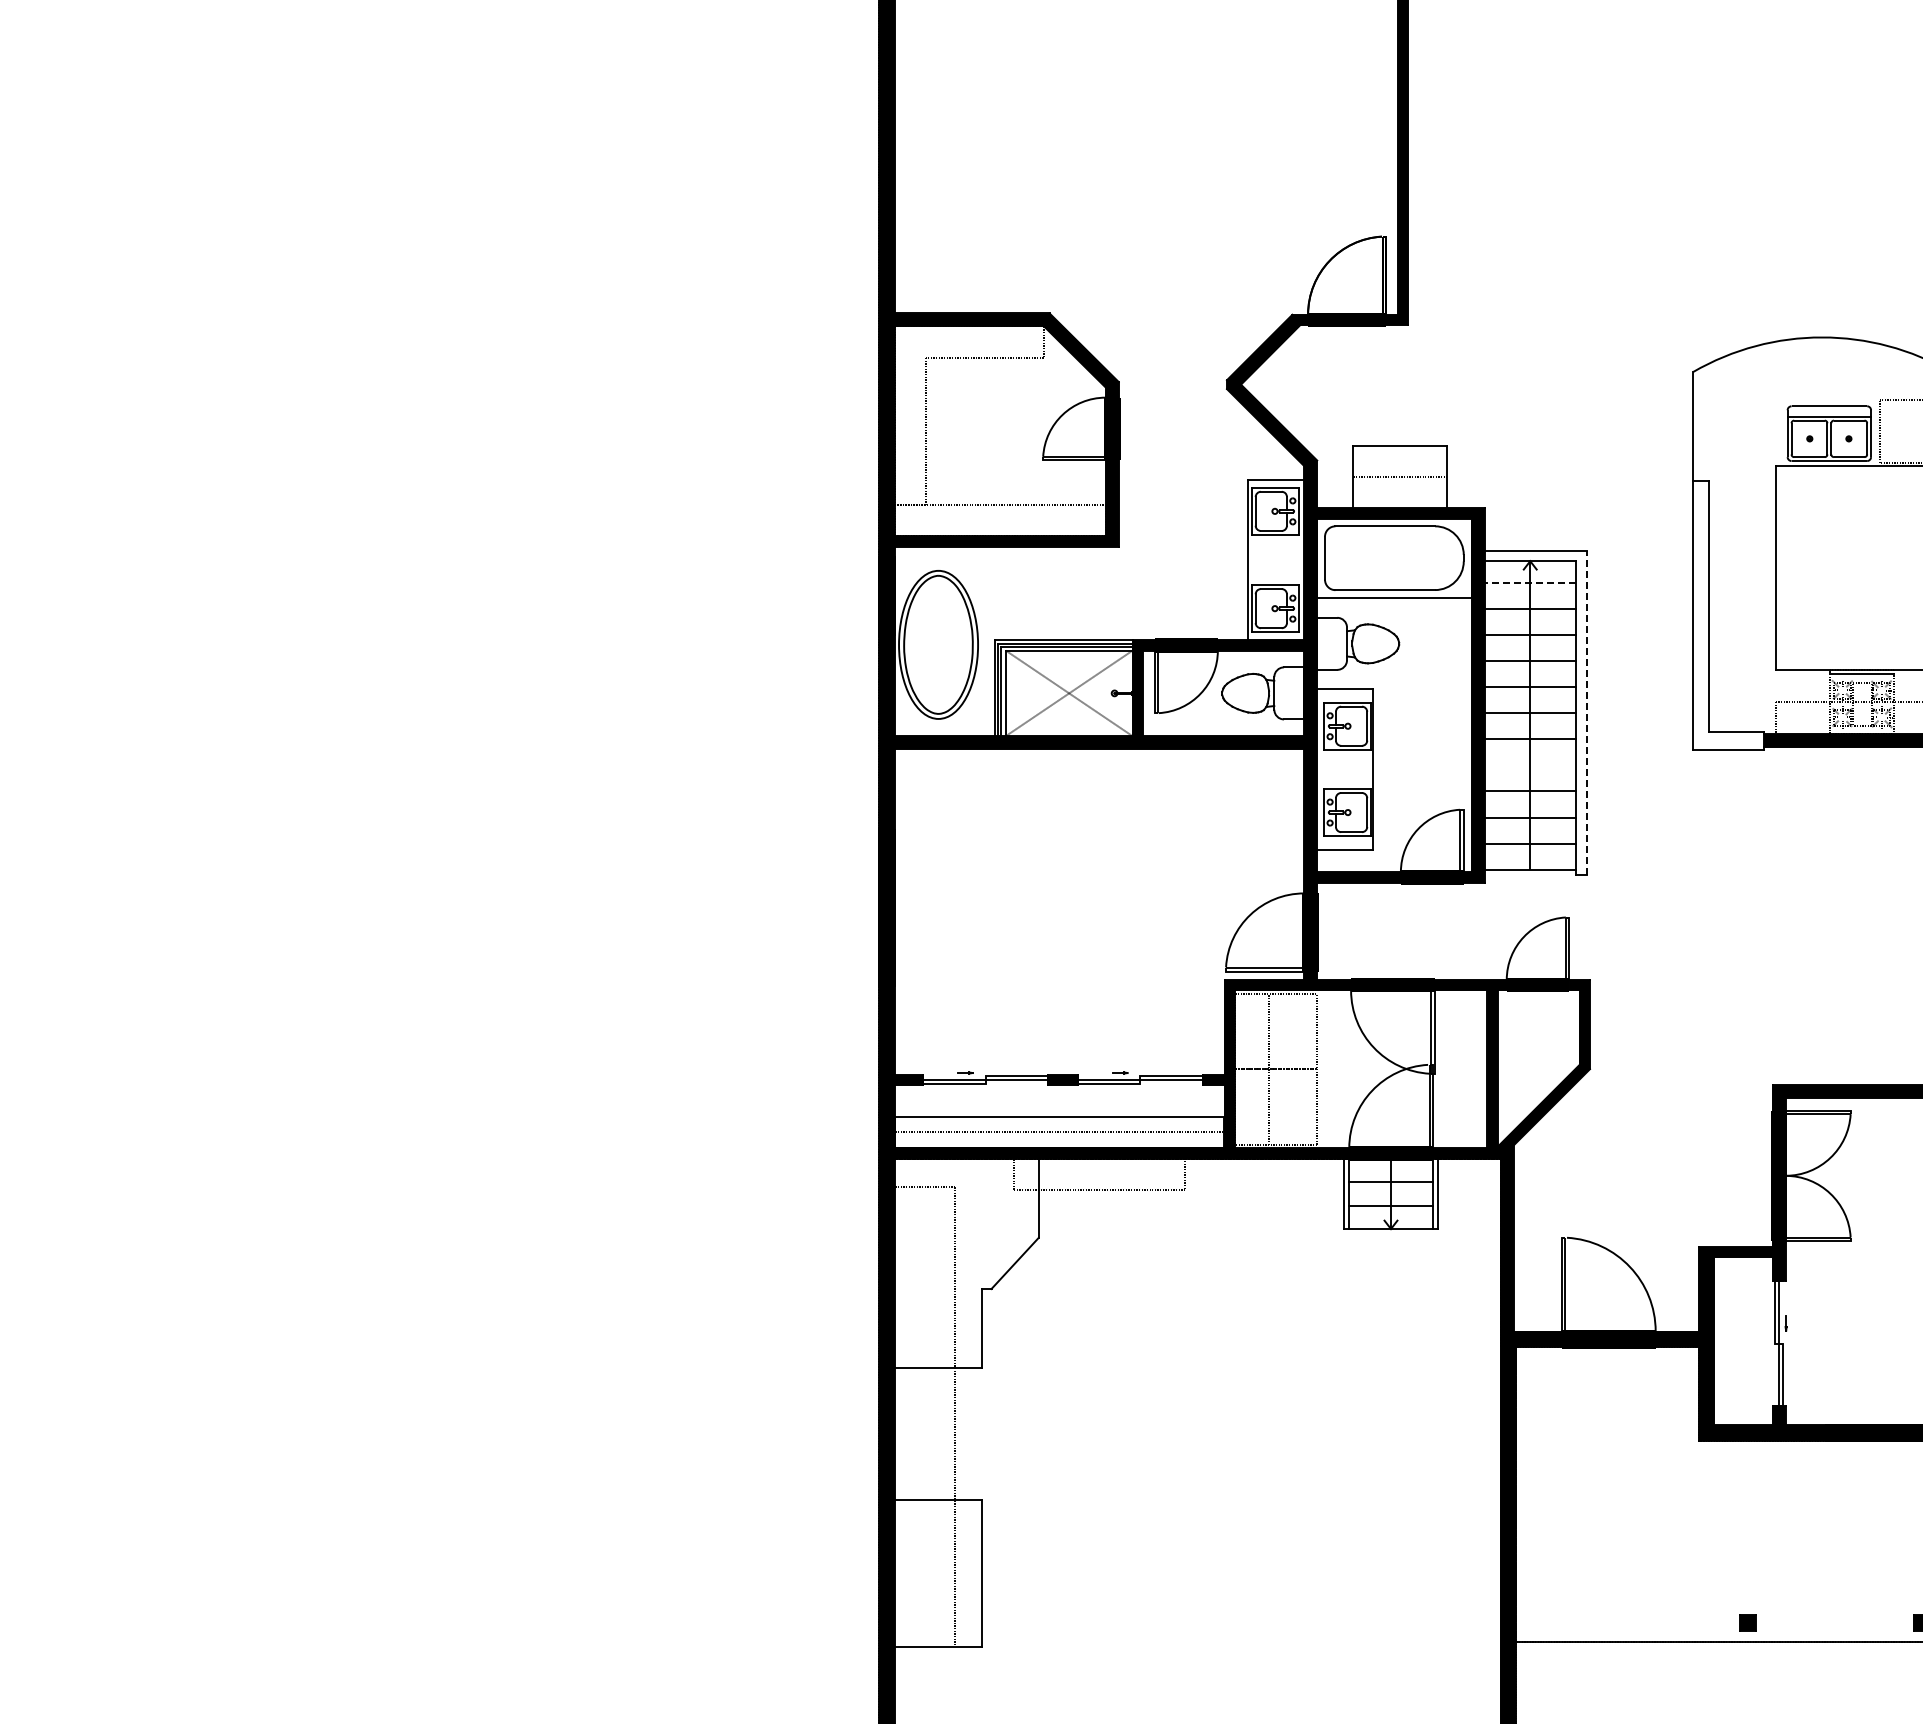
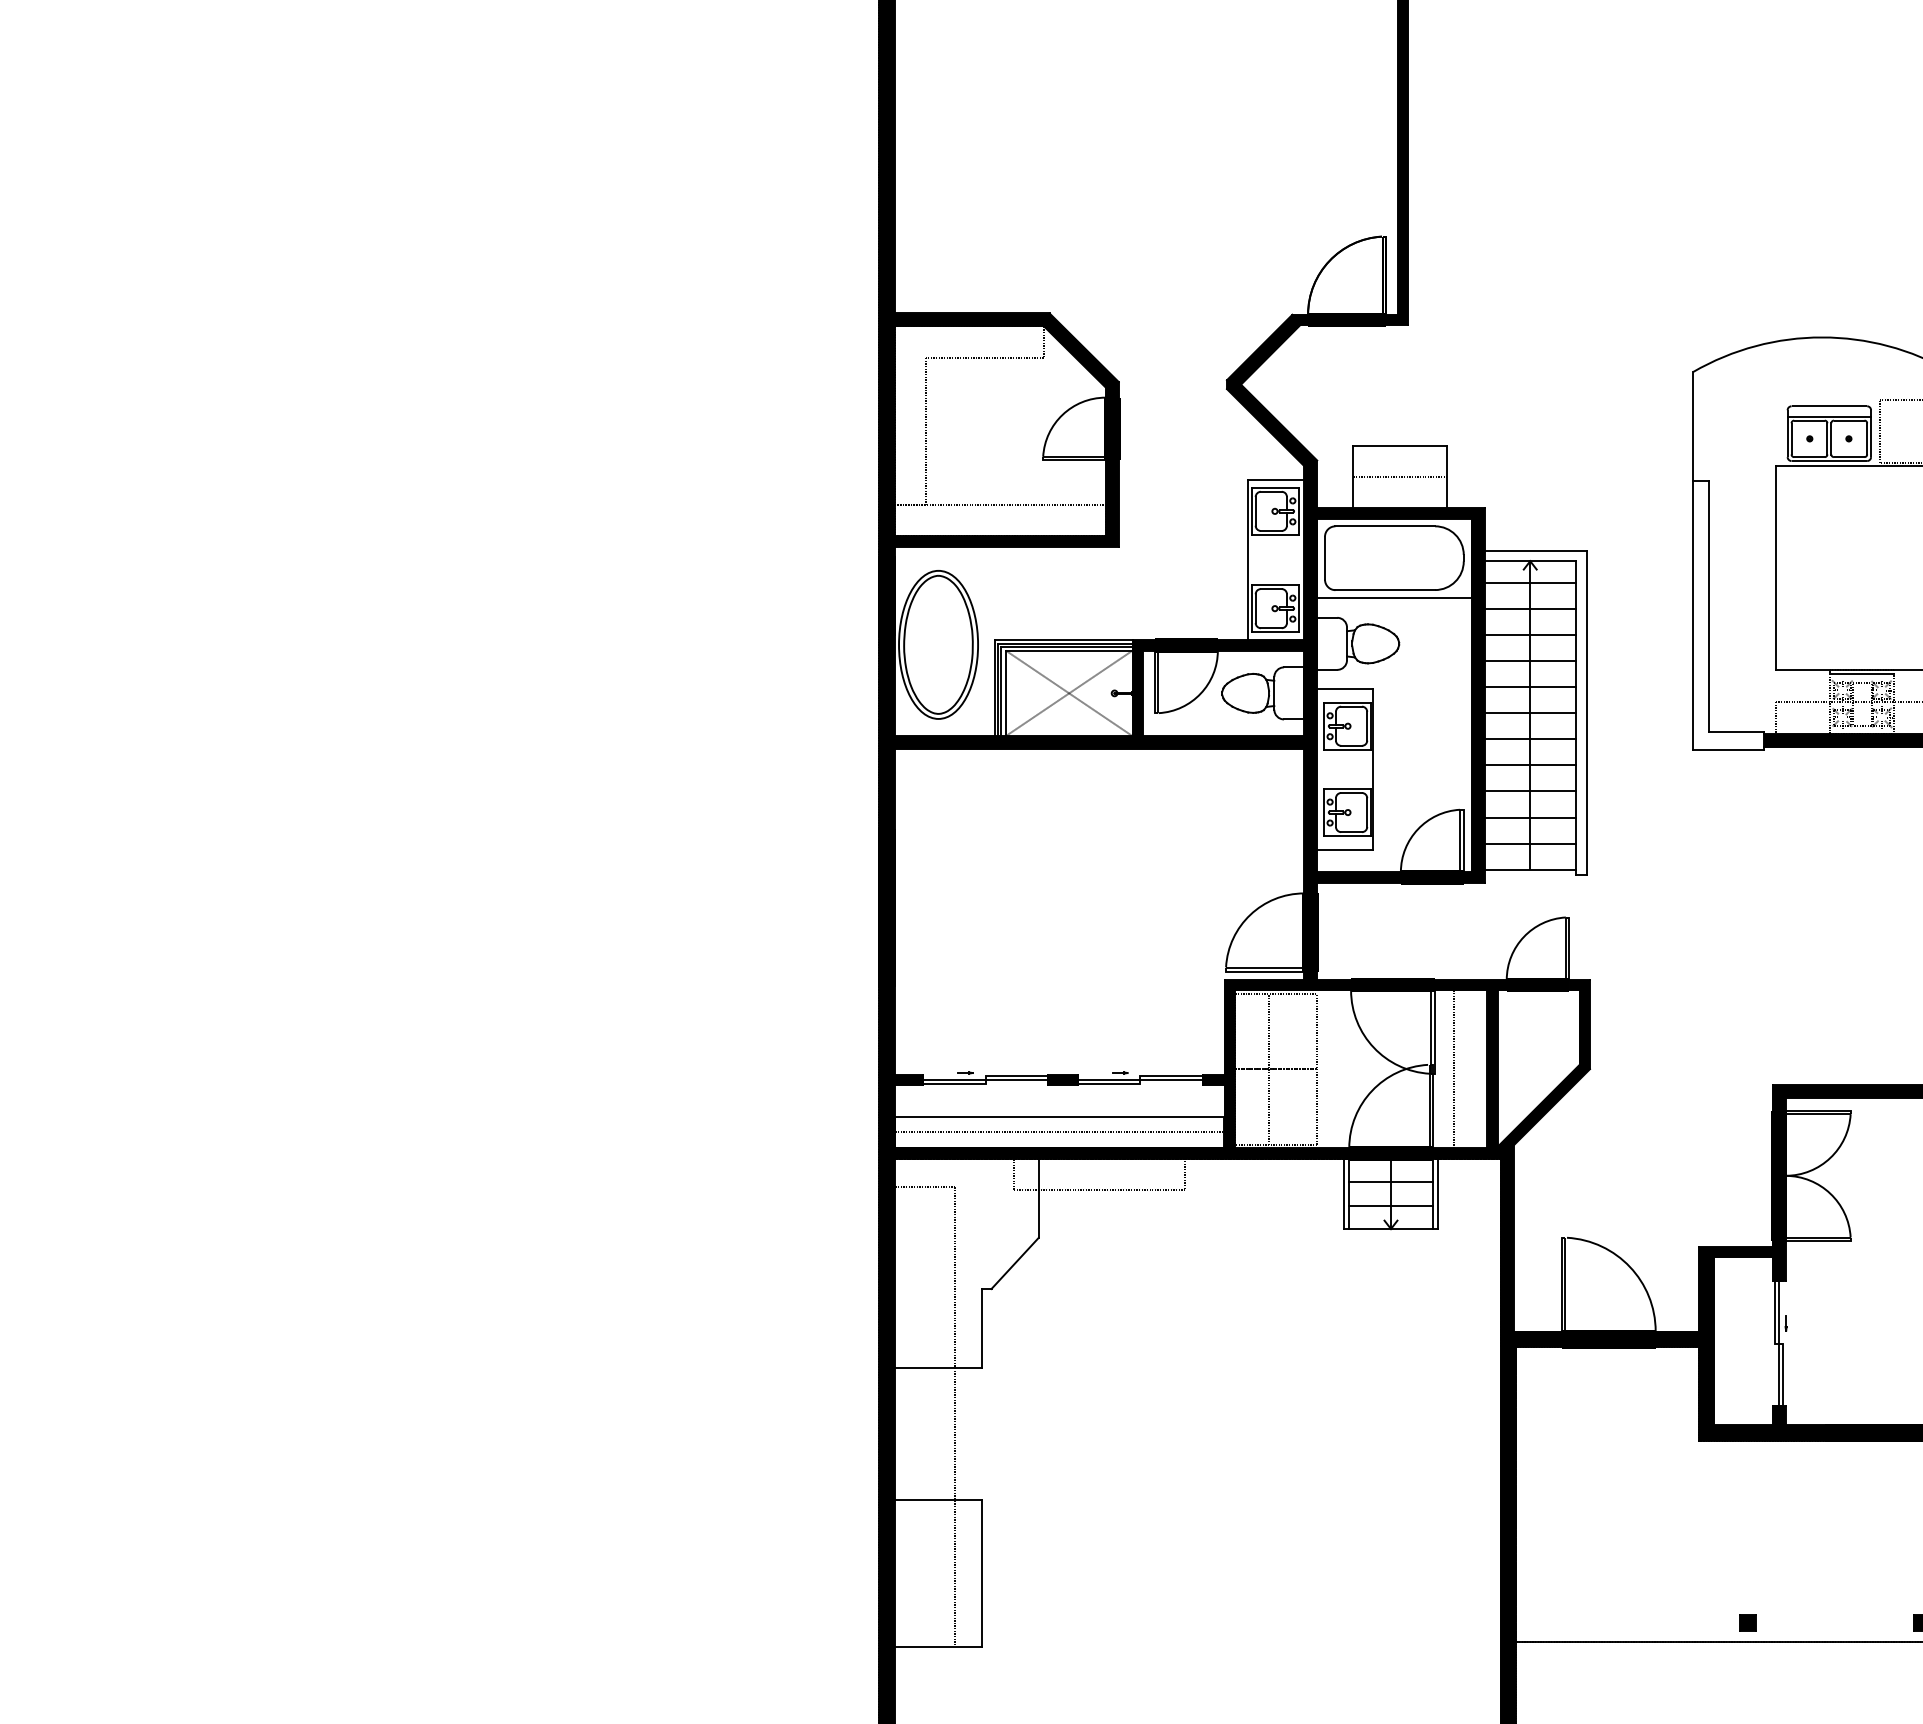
line: dashed -> solid (1530, 582)
line: dashed -> solid (1586, 712)
line: none -> present (1530, 765)
line: none -> present (1454, 1069)
